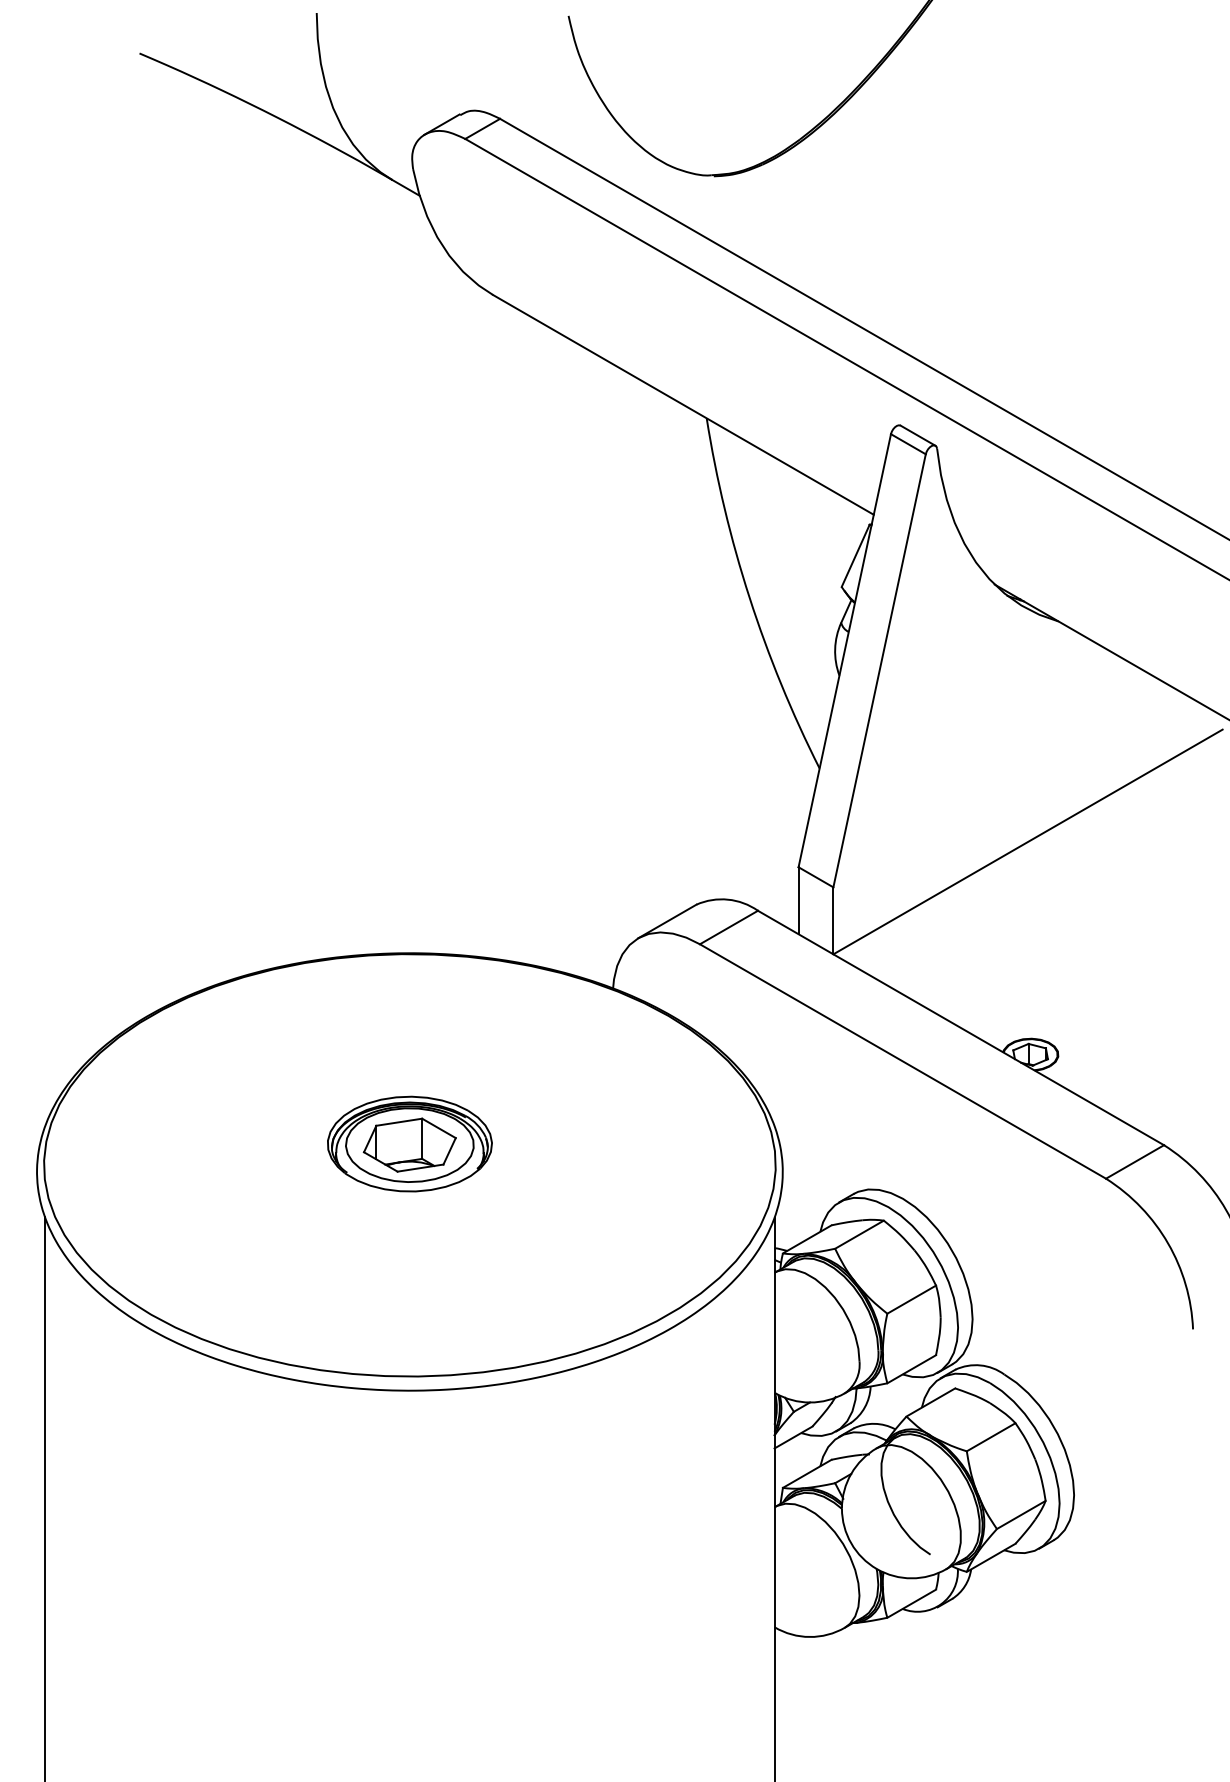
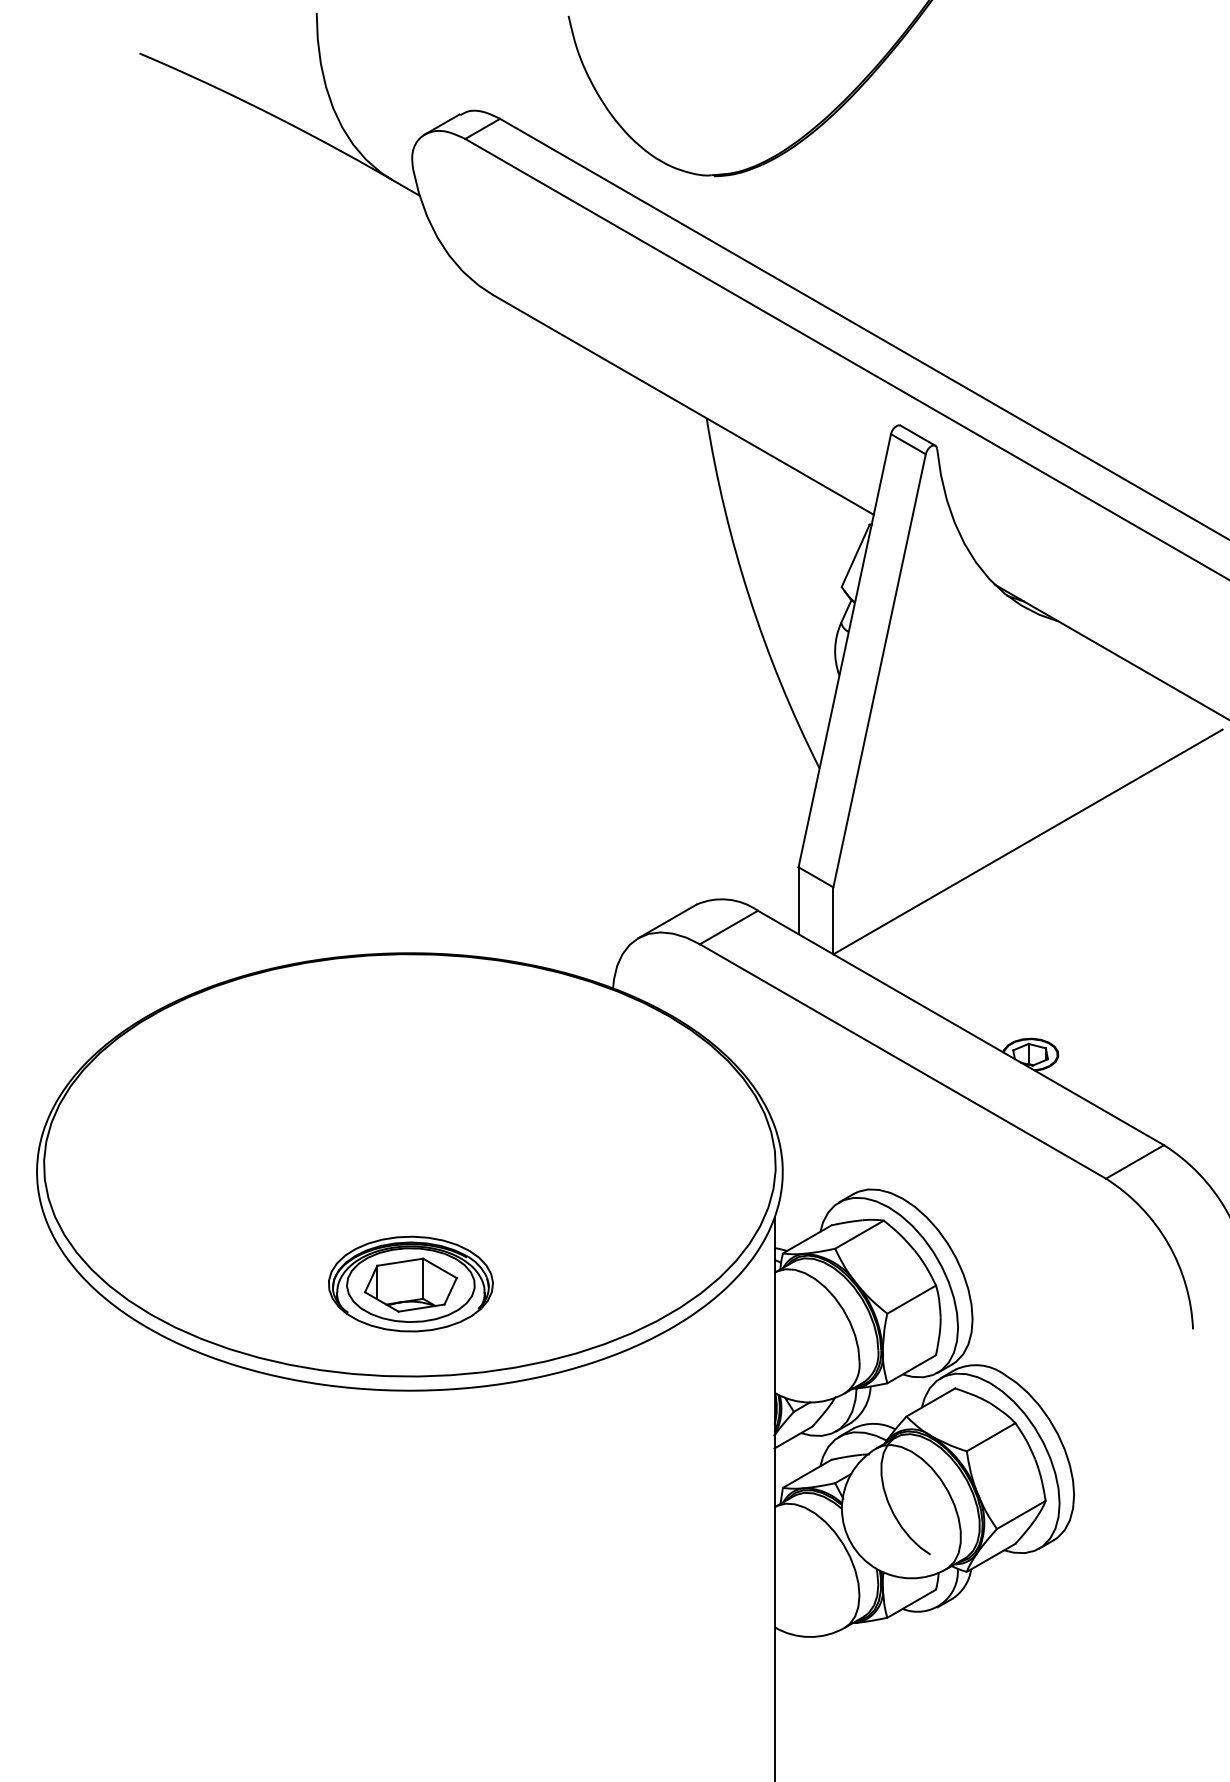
part position: (409, 1143) -> (410, 1283) (410, 1283)
line: present -> none (45, 1497)
